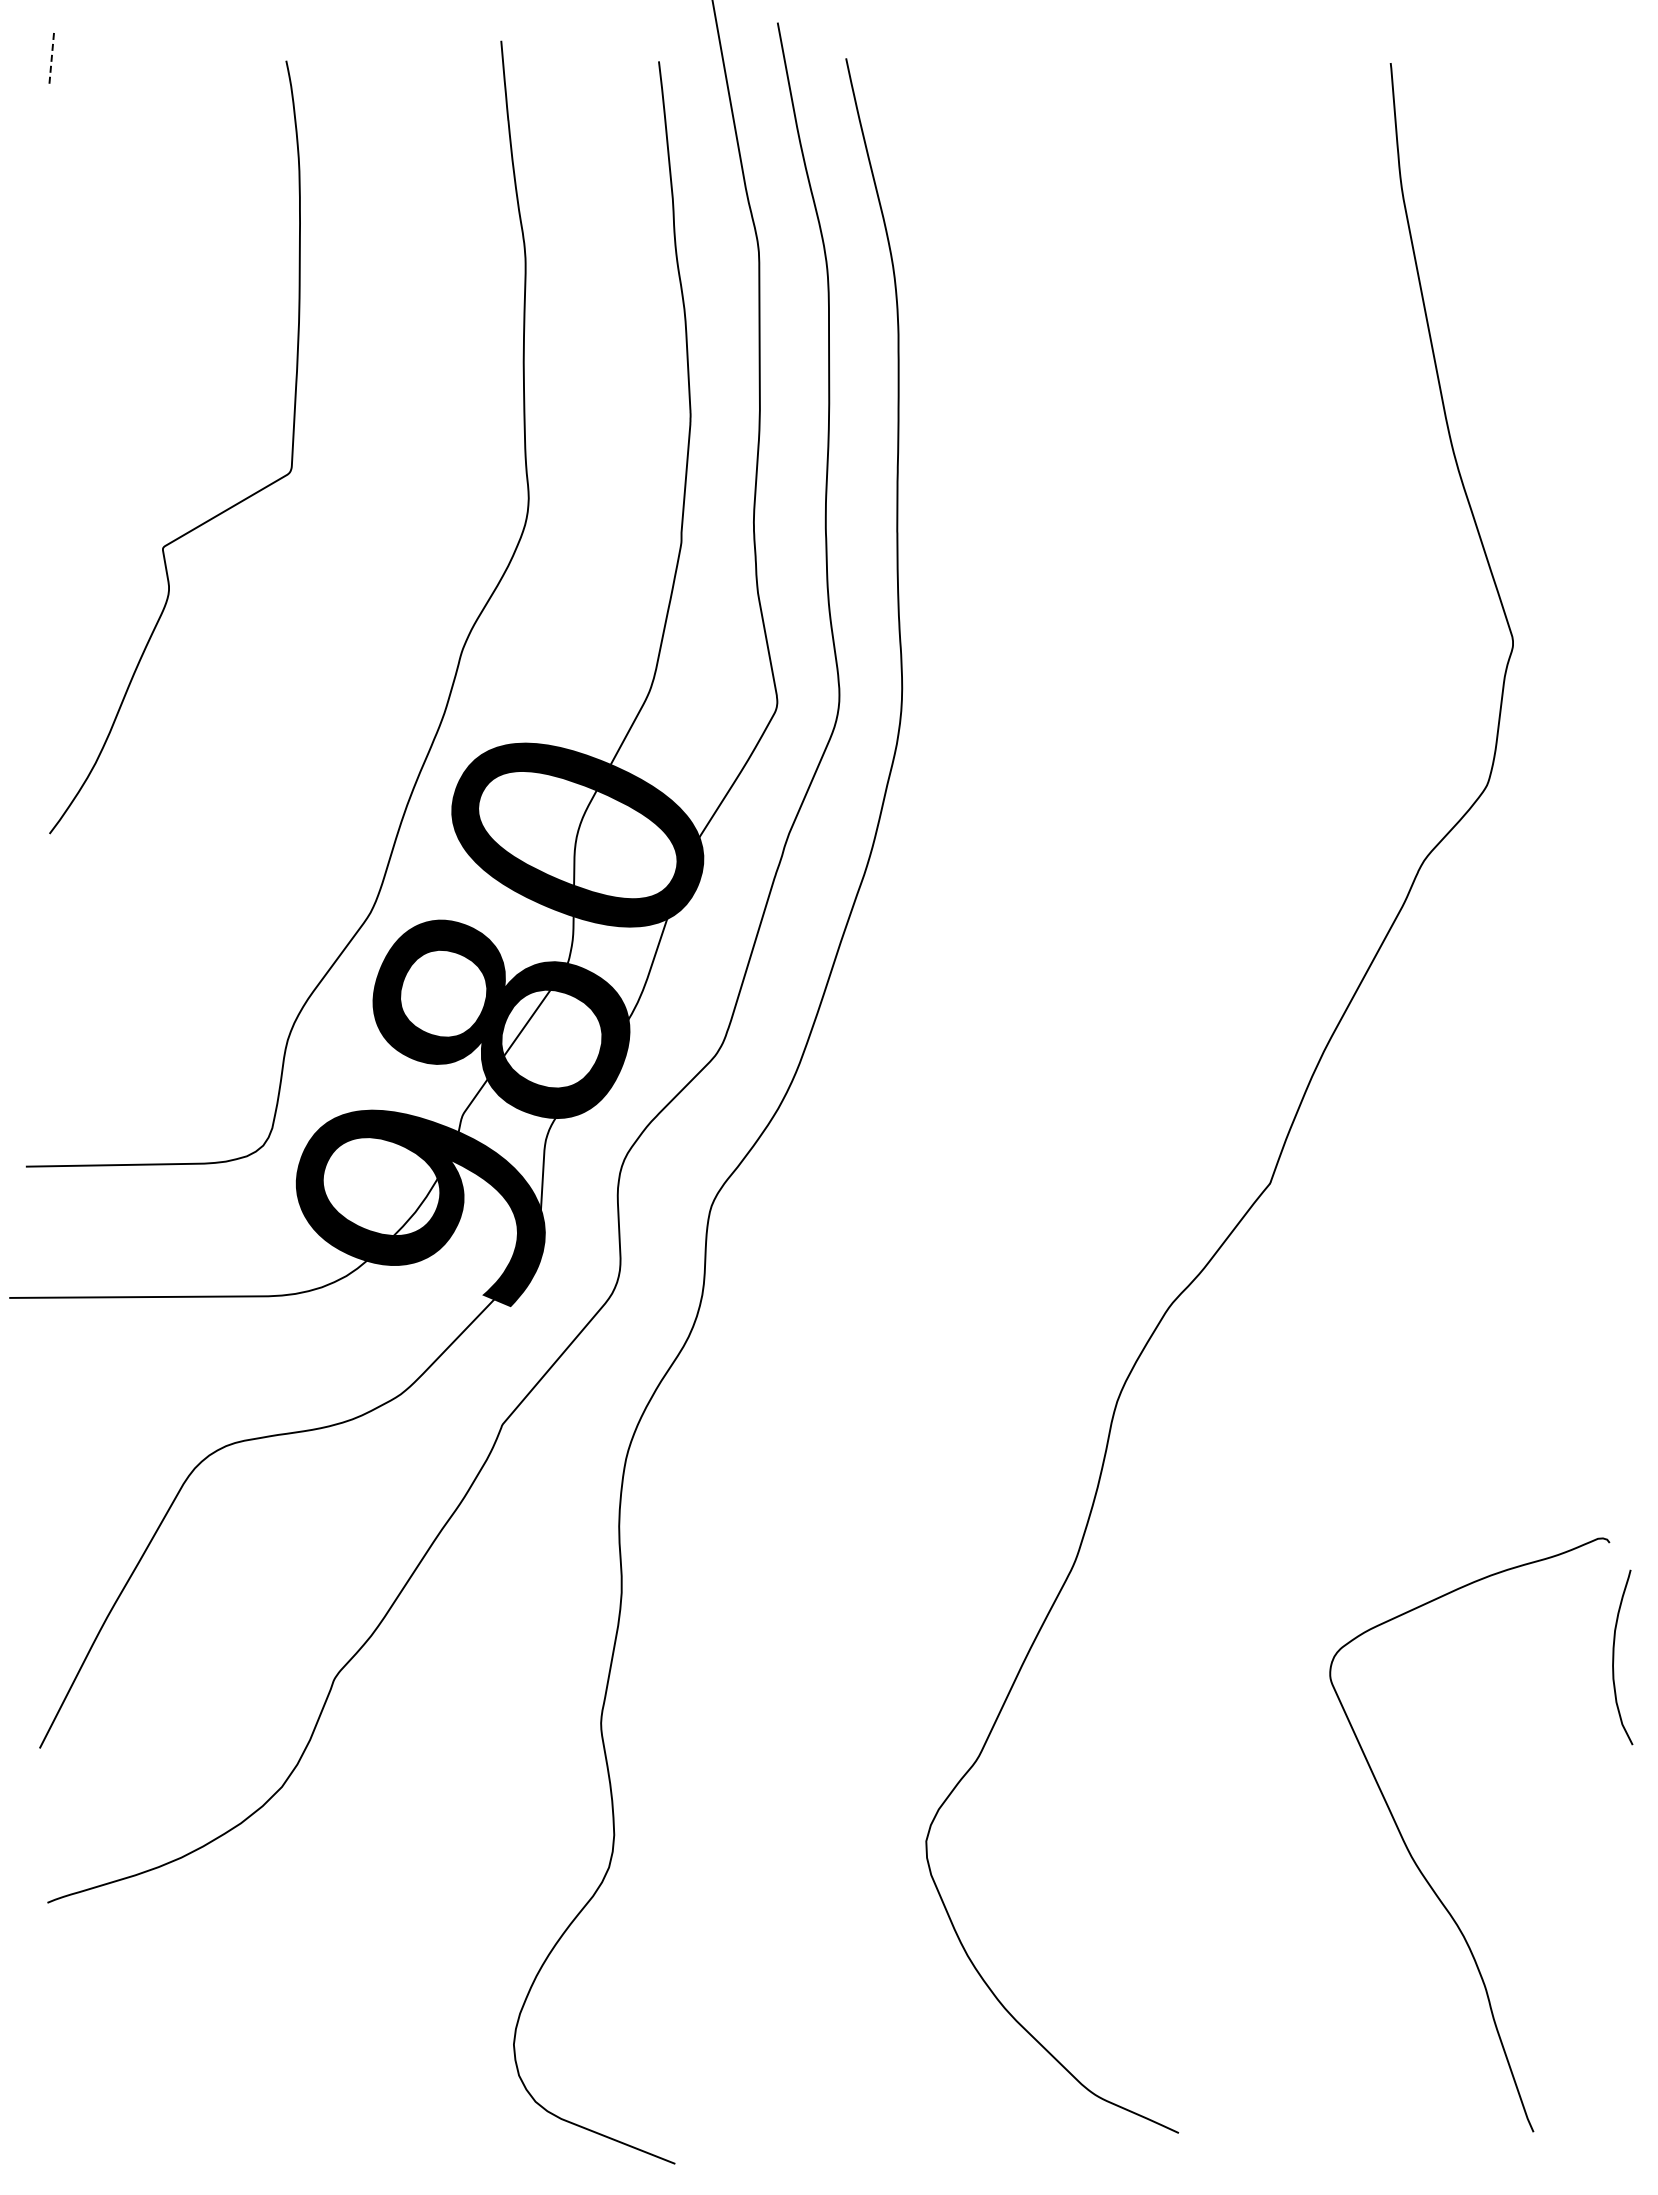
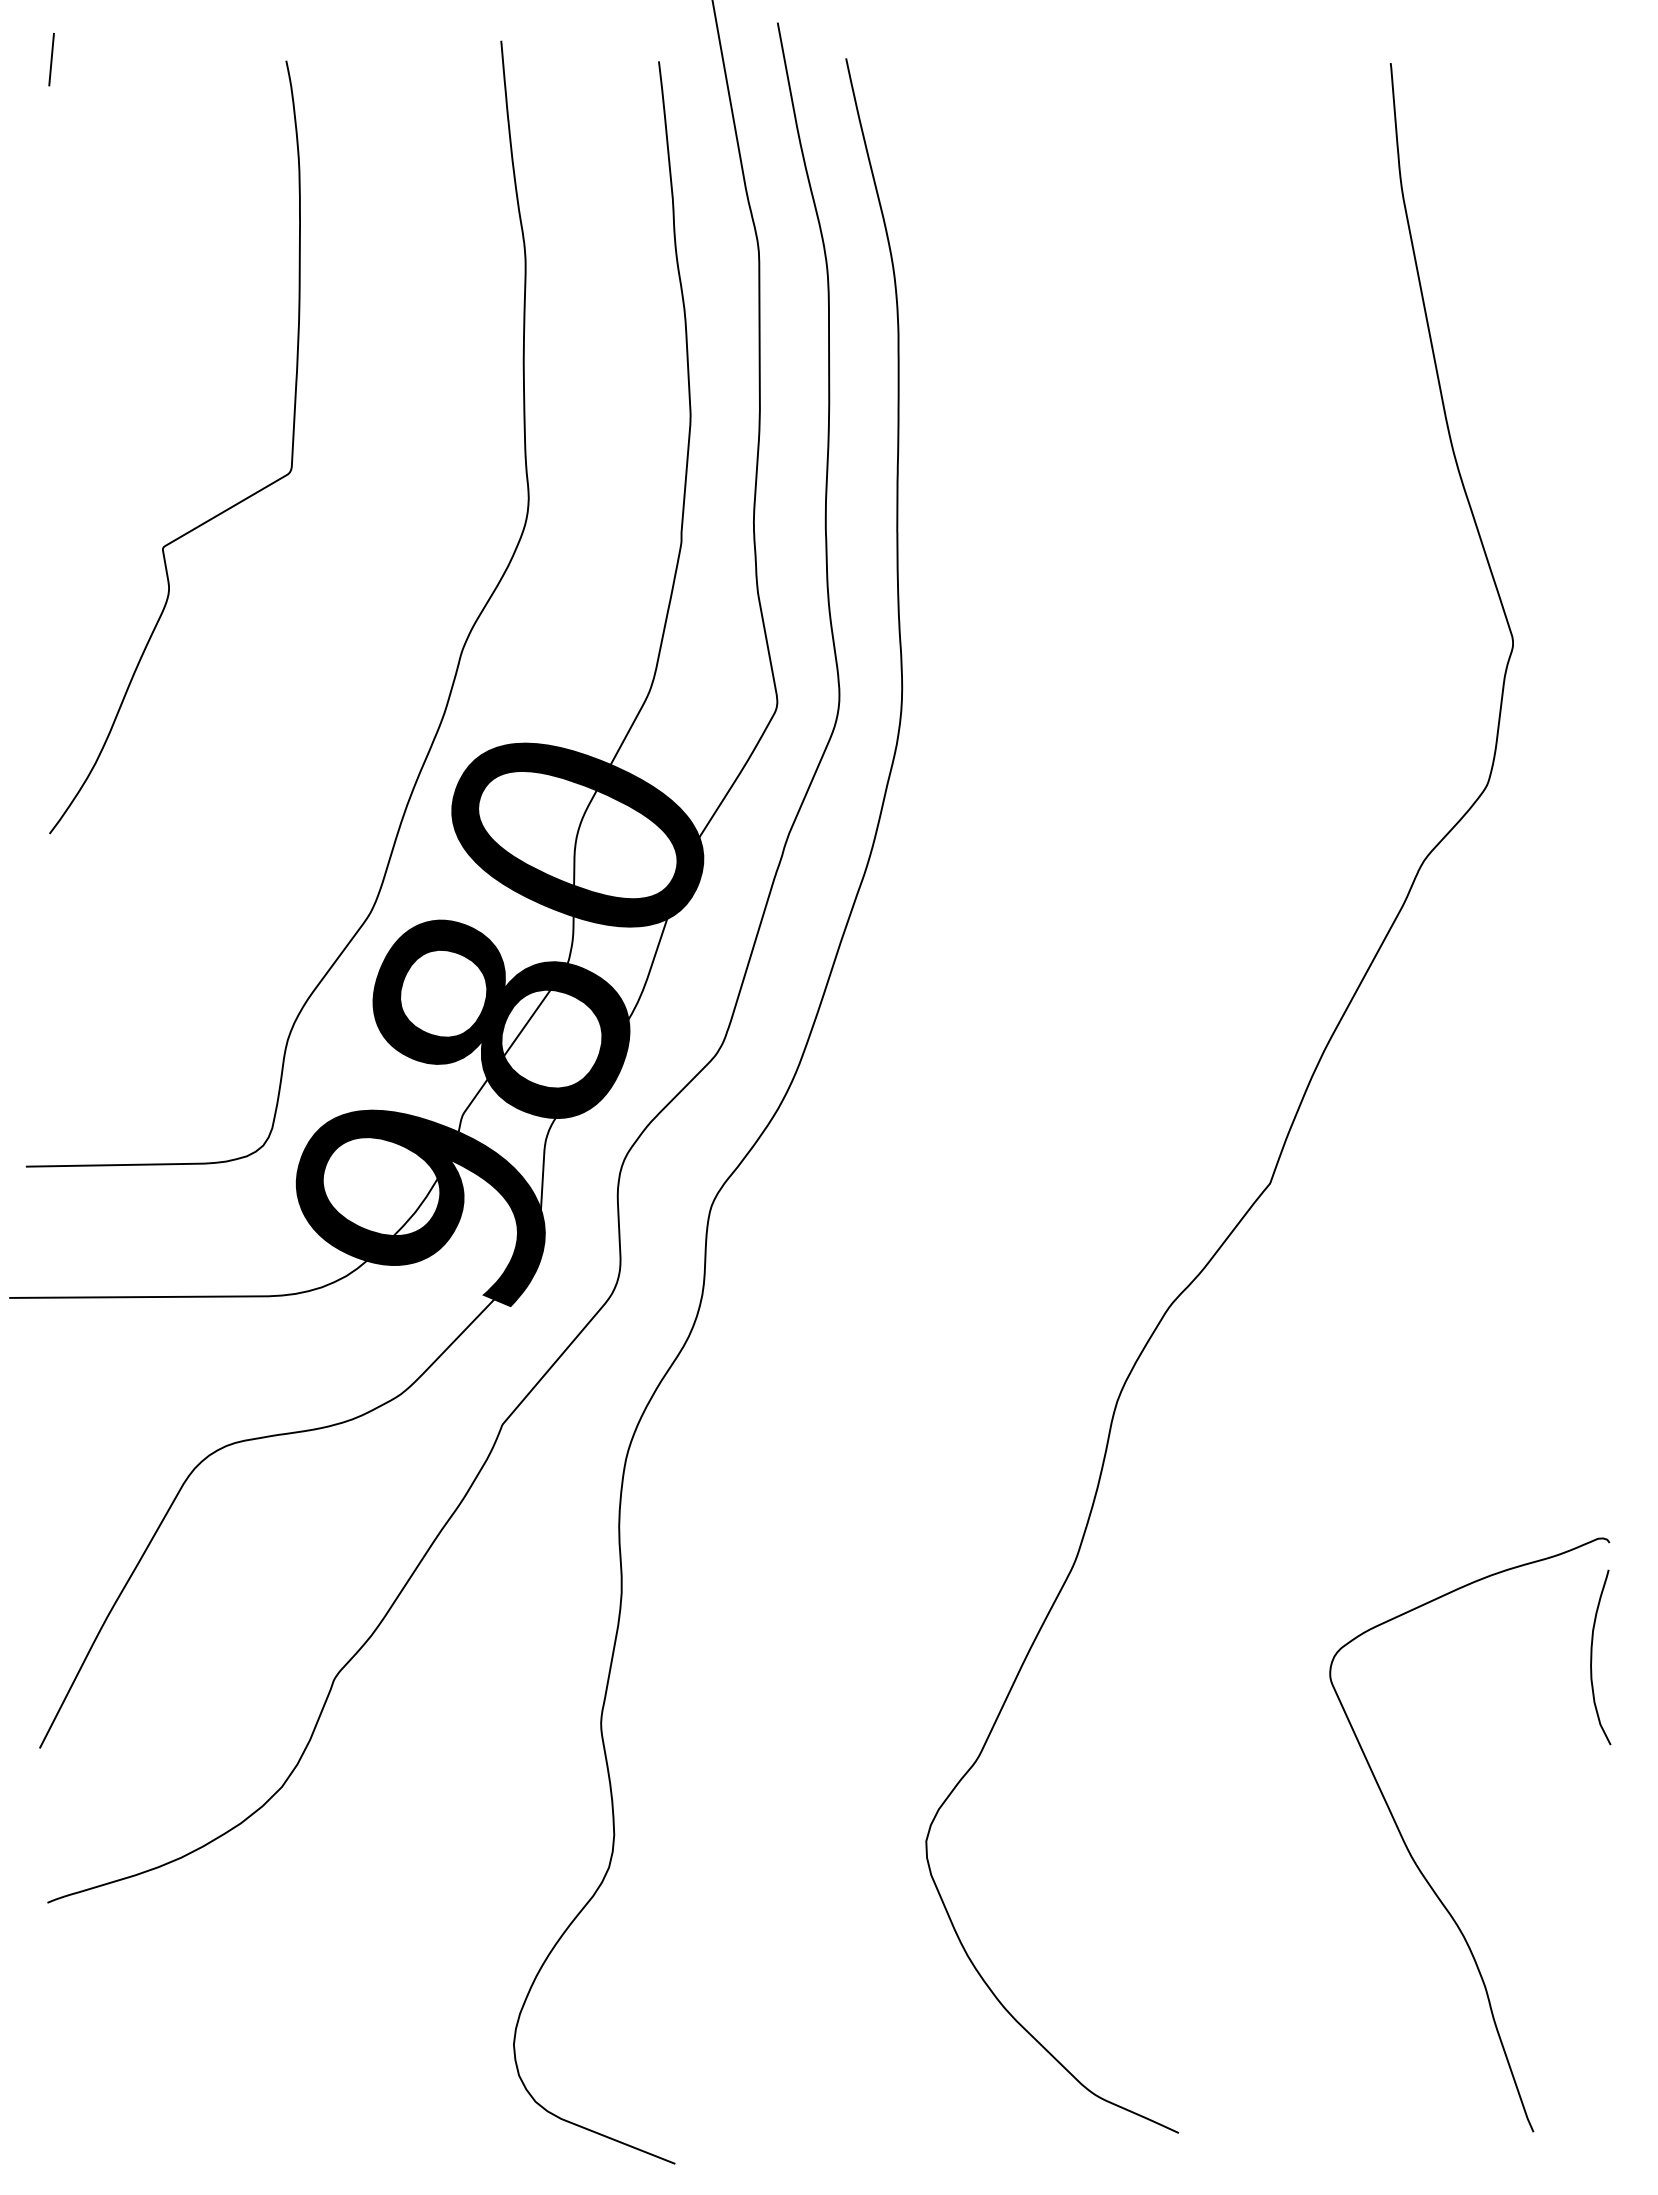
line: dashed -> solid (51, 59)
curve position: (1614, 1657) -> (1592, 1657) (1592, 1657)
